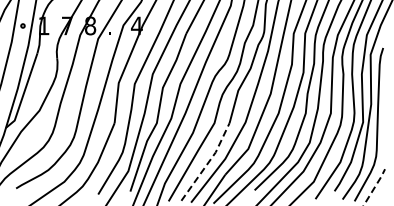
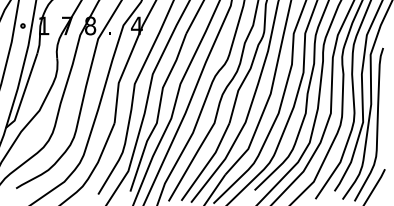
line: dashed -> solid (208, 162)
line: dashed -> solid (375, 187)
